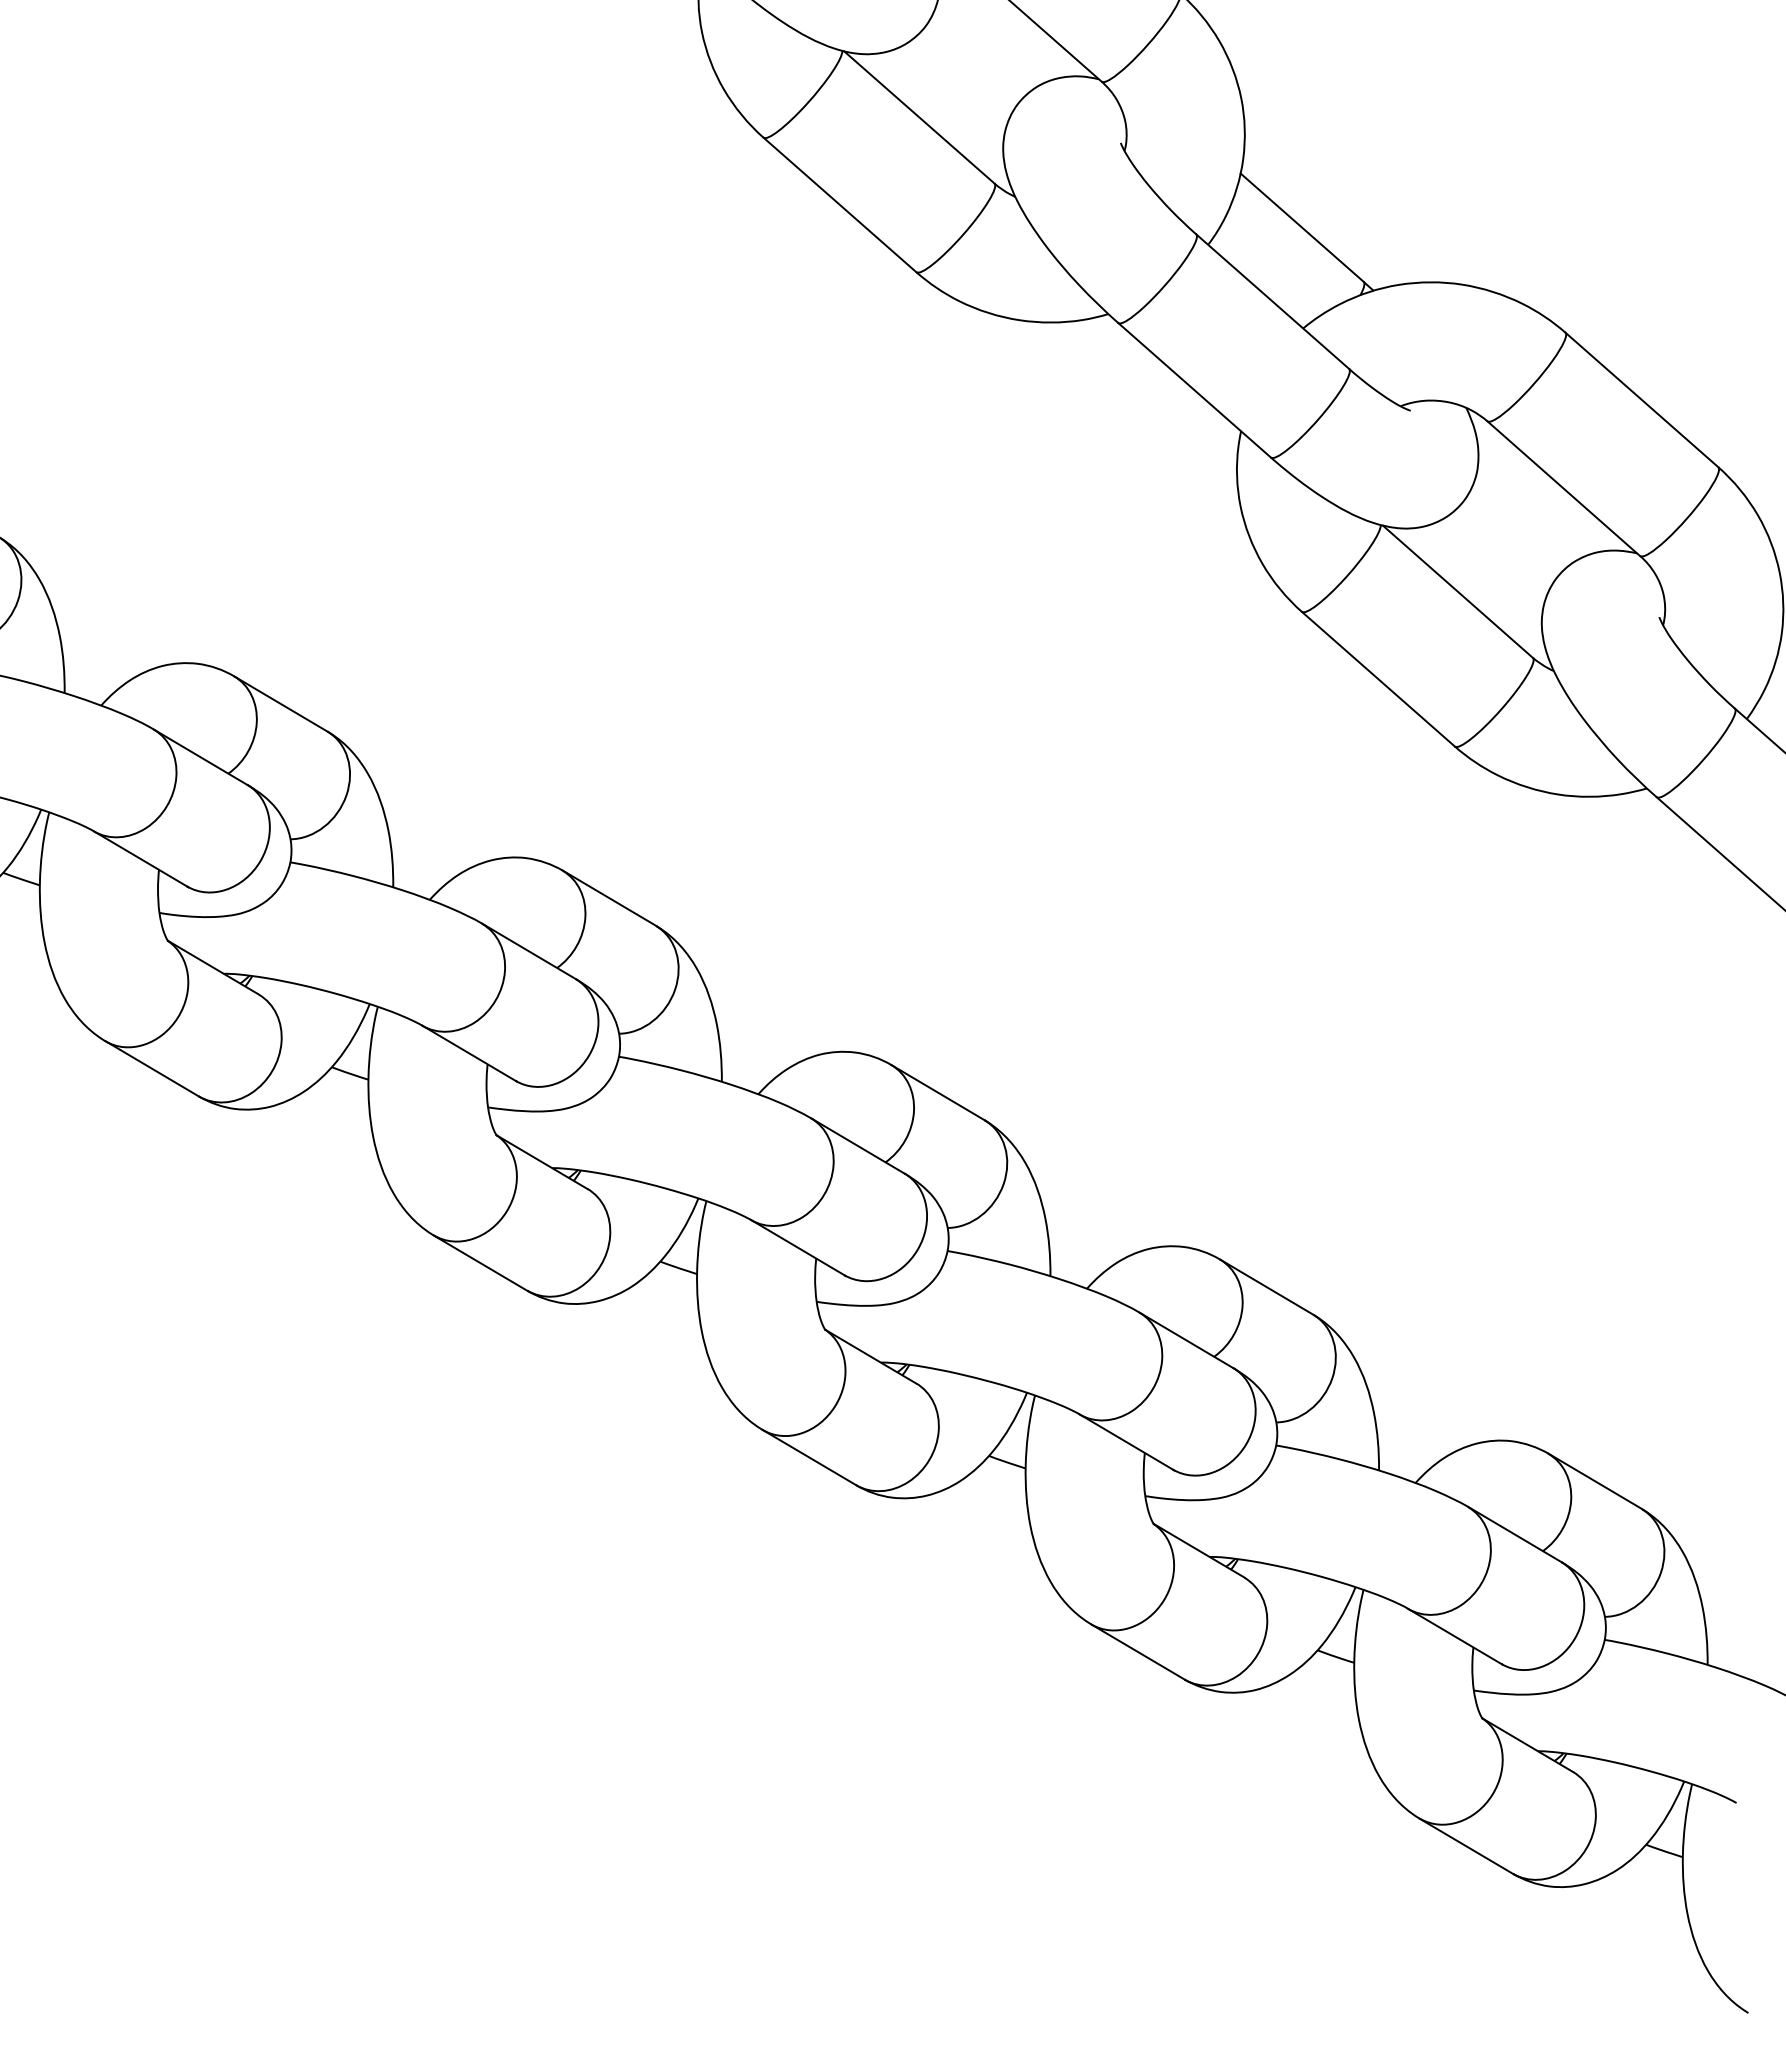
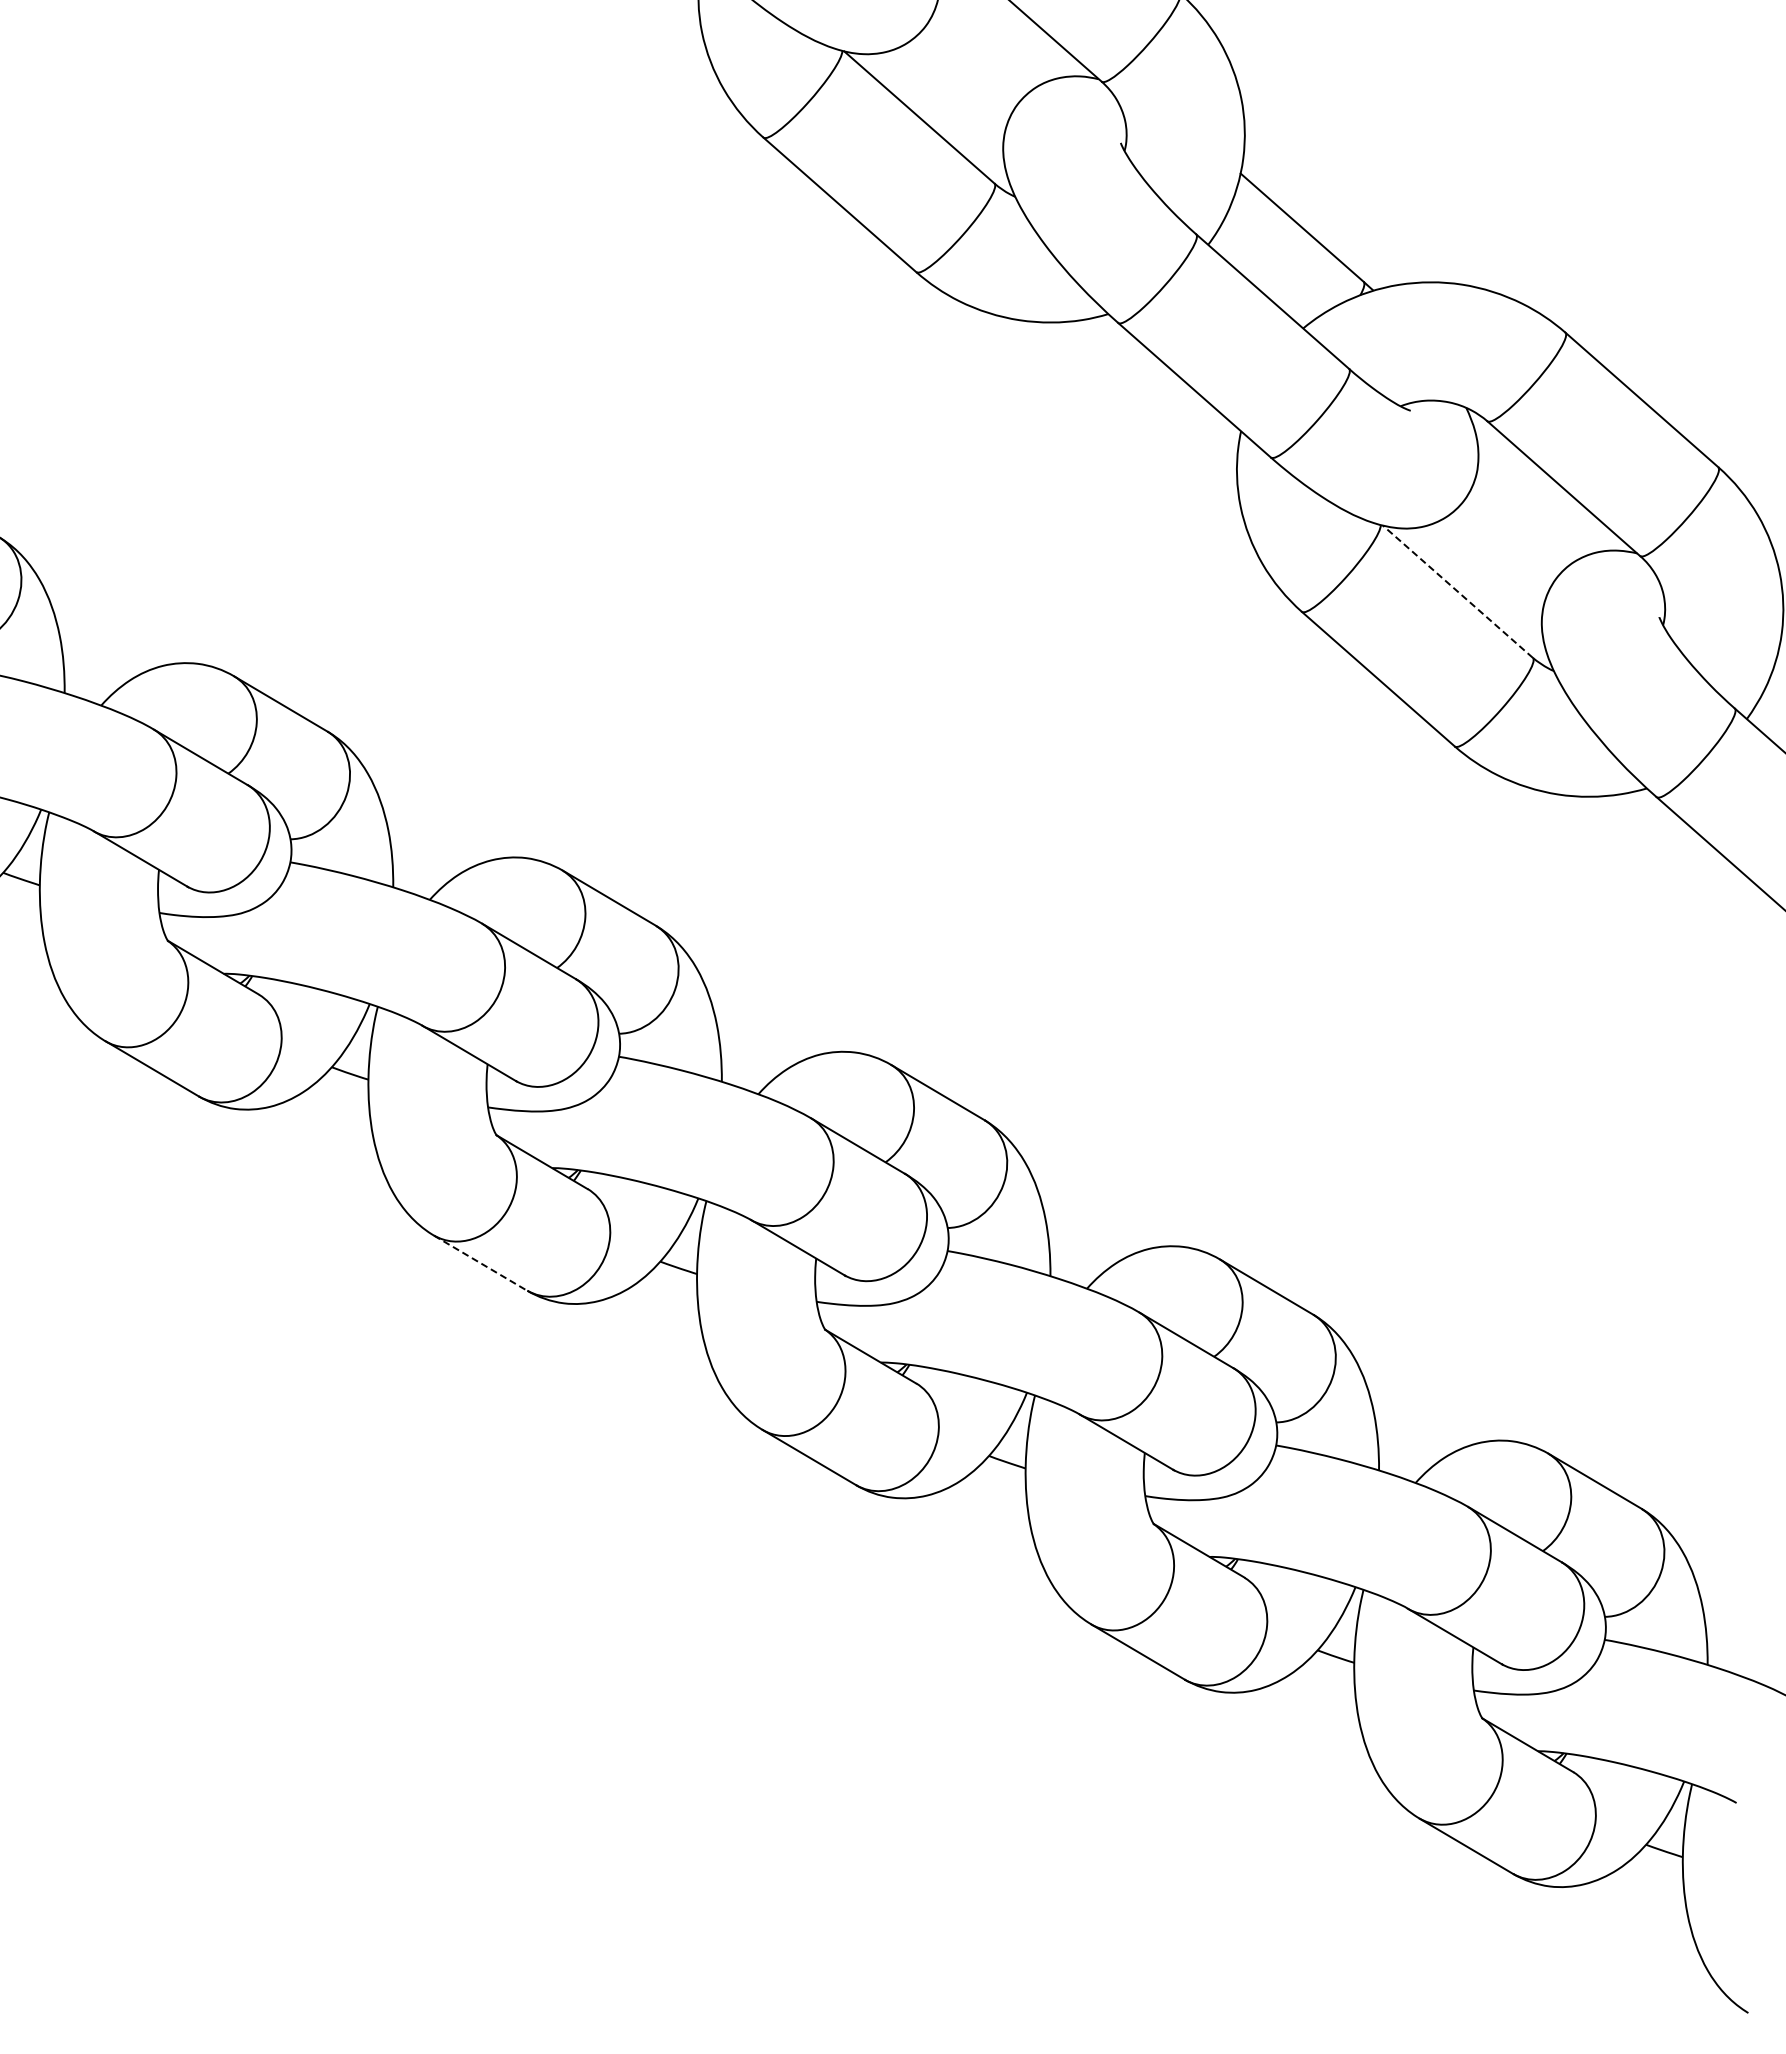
line: solid -> dashed (1457, 591)
line: solid -> dashed (481, 1263)
